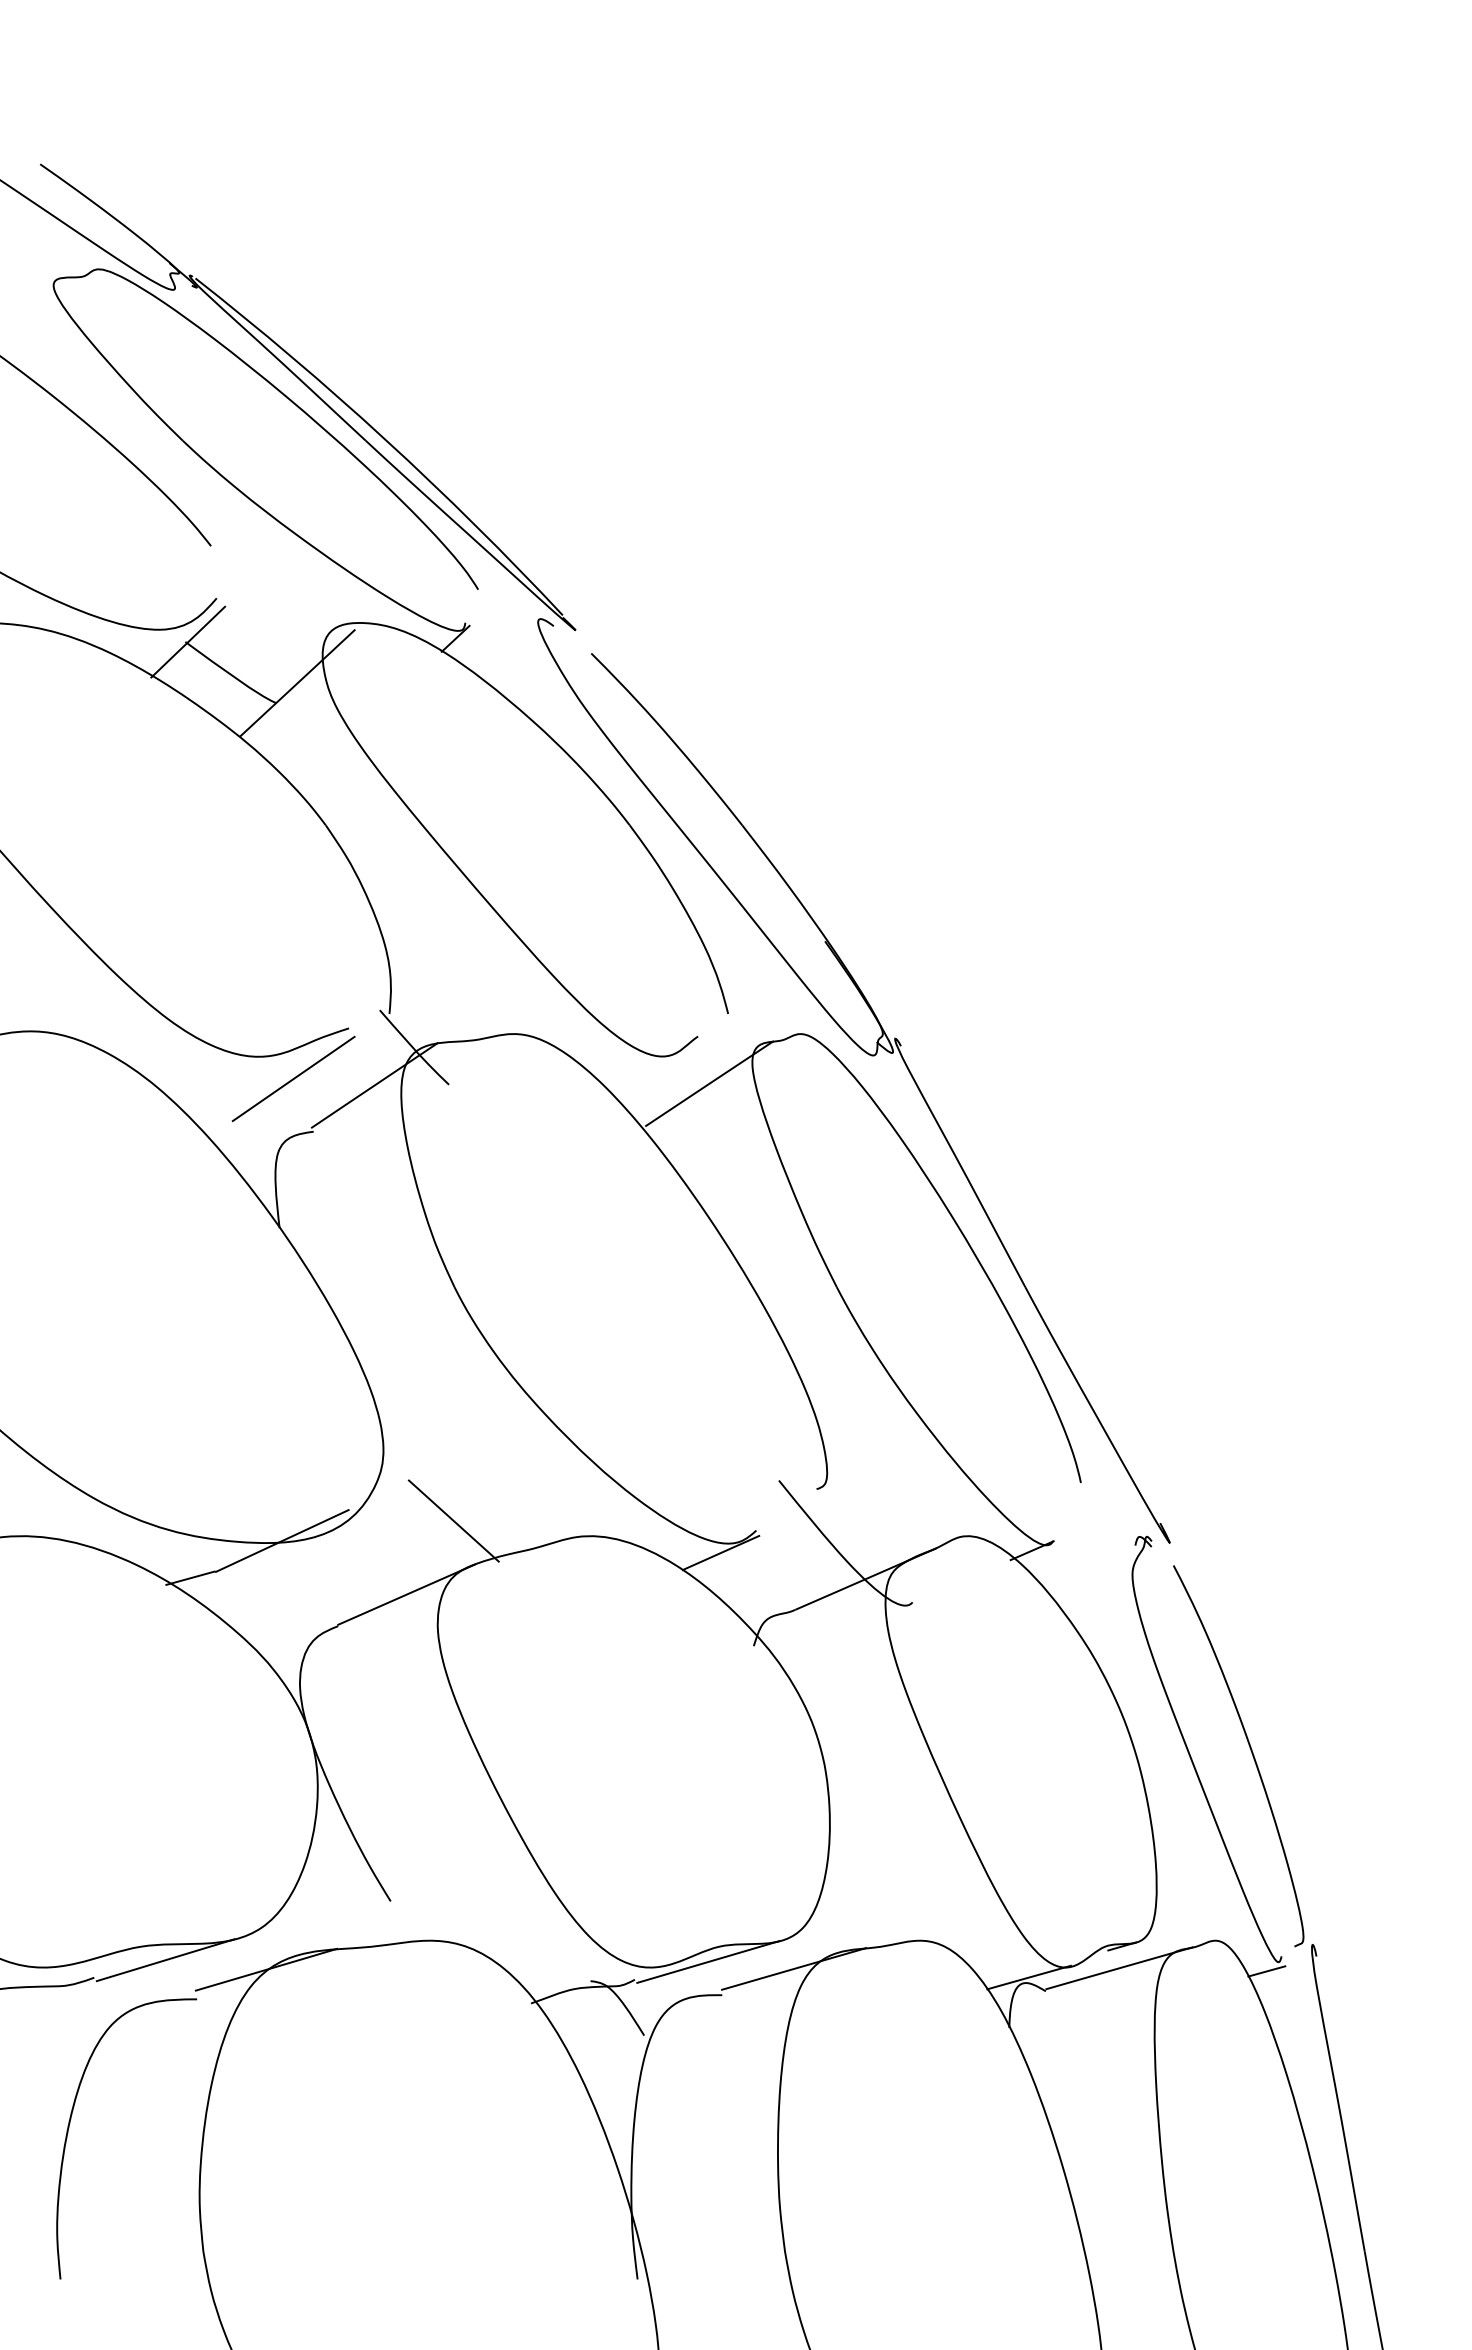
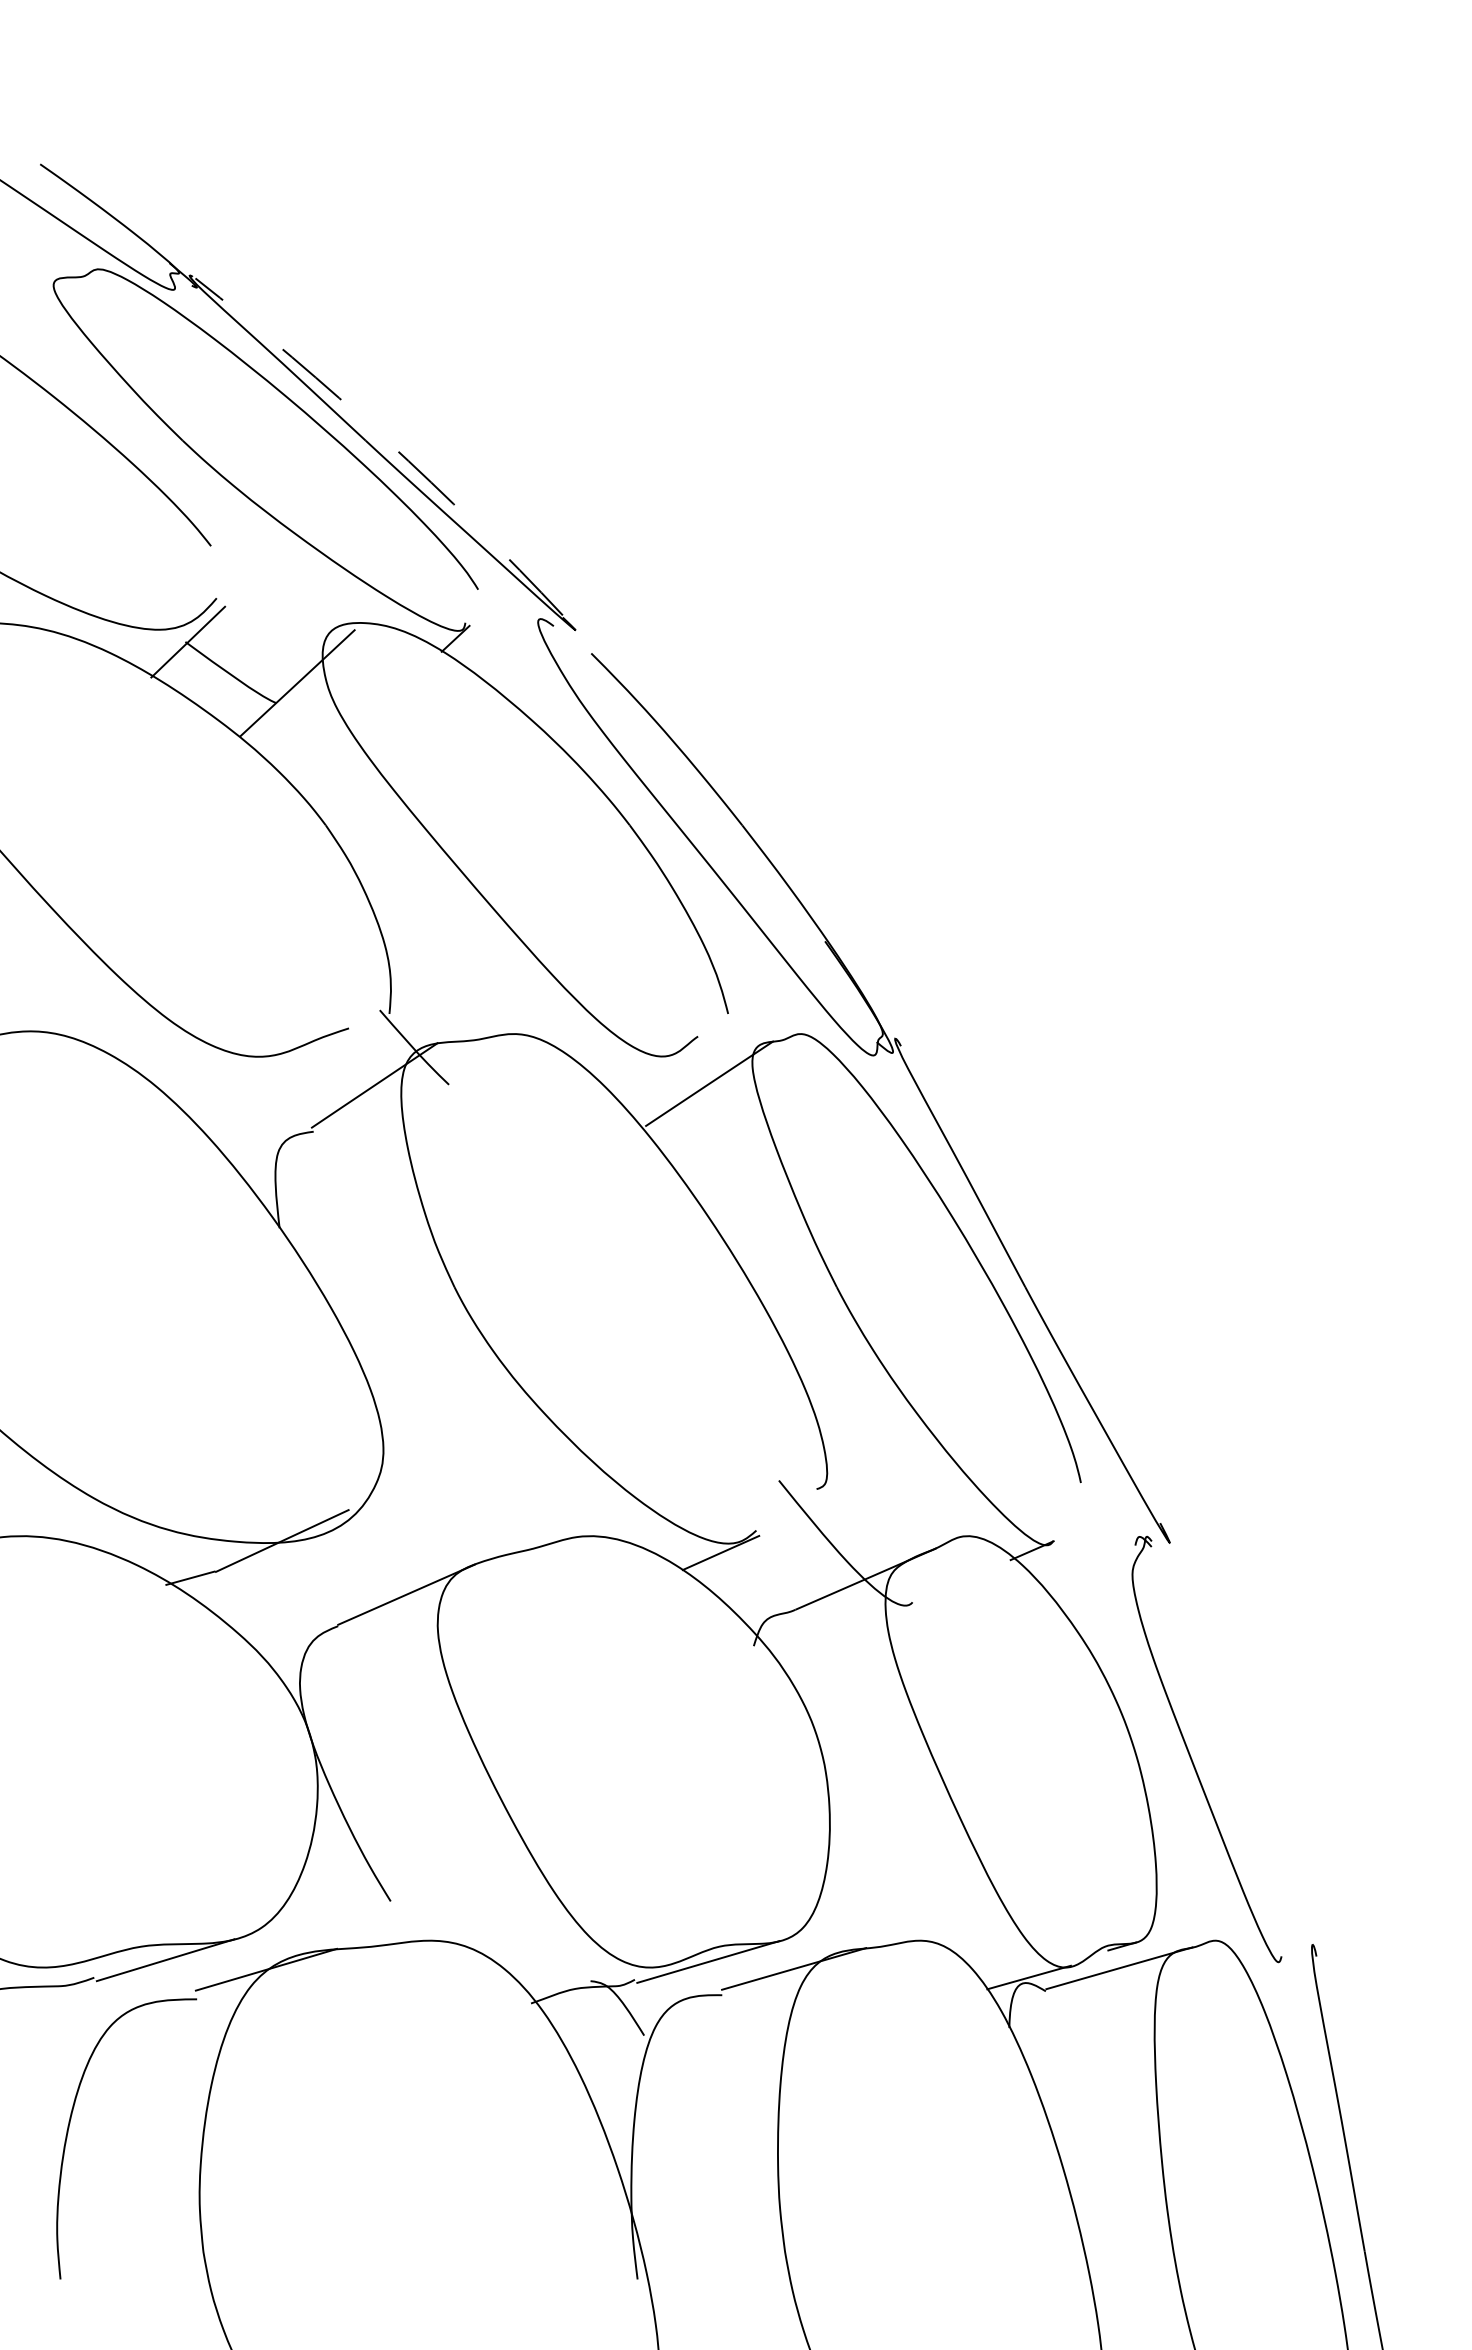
arc: solid -> dashed (385, 439)
line: present -> none (293, 1078)
line: present -> none (453, 1520)
part: present -> none (1251, 1753)
line: present -> none (1266, 1971)
